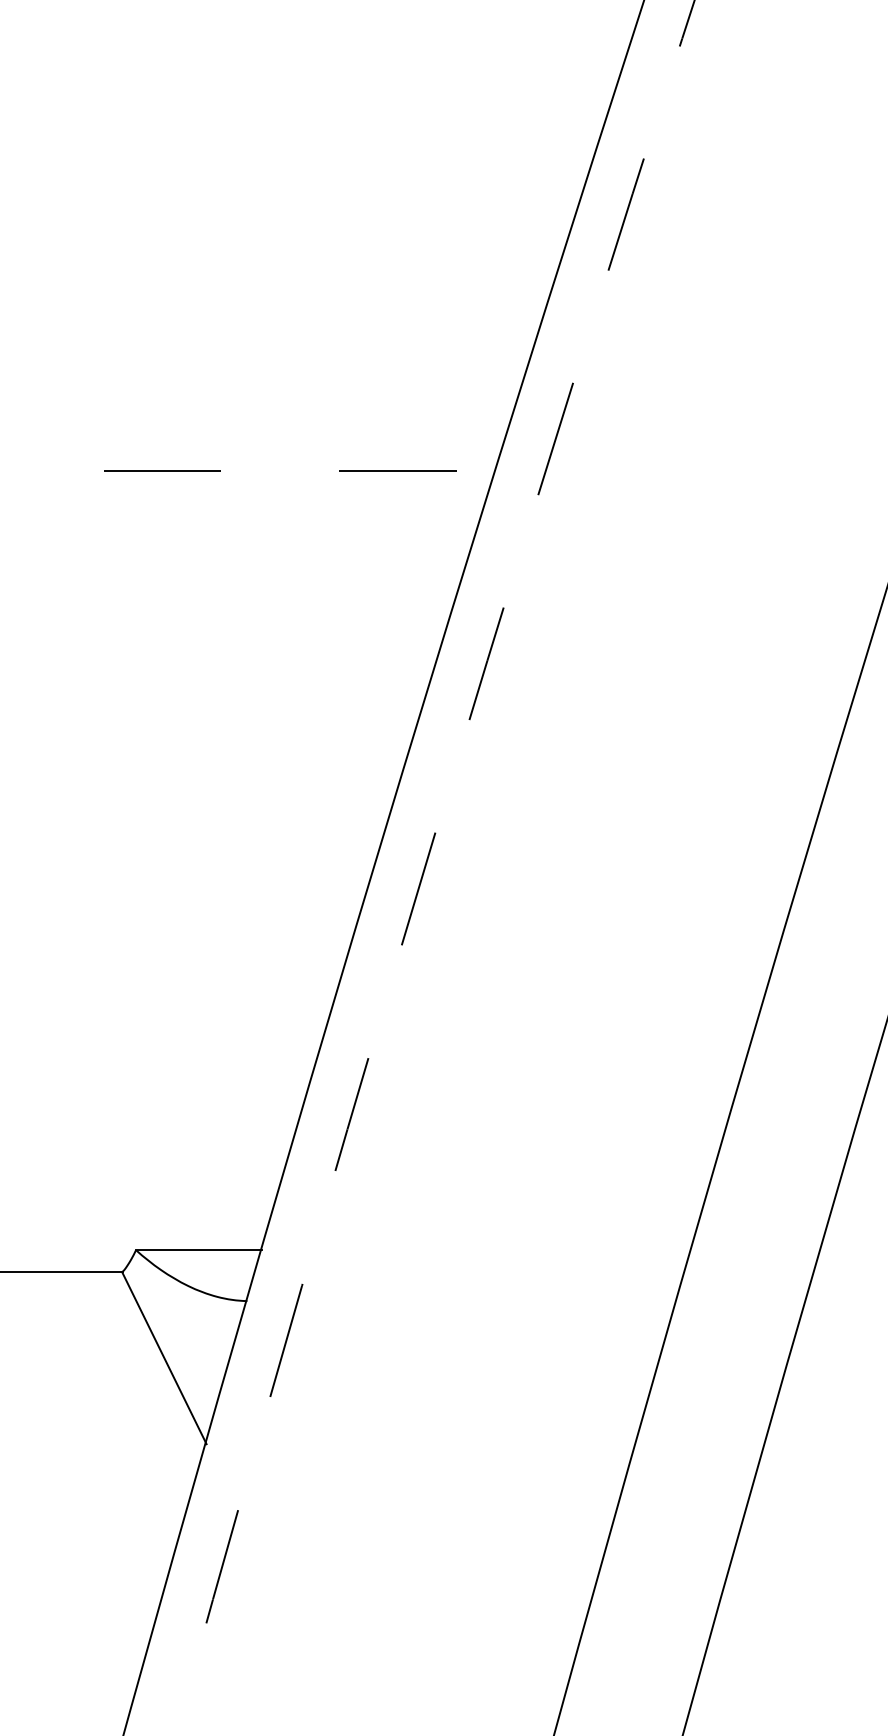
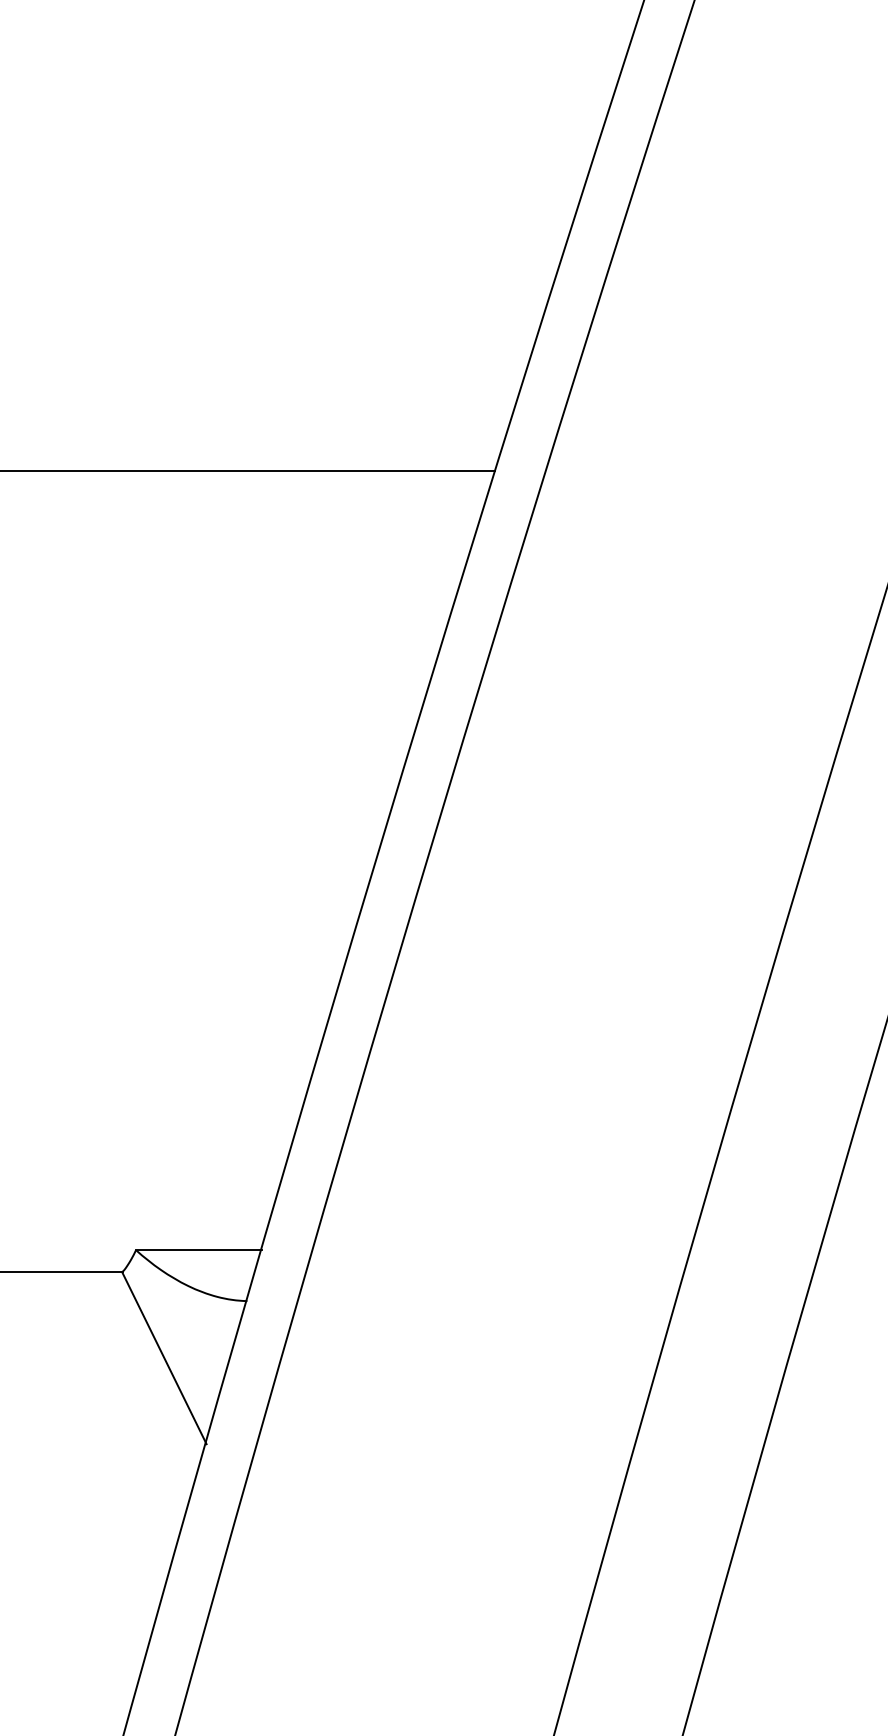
line: dashed -> solid (248, 470)
arc: dashed -> solid (425, 866)
